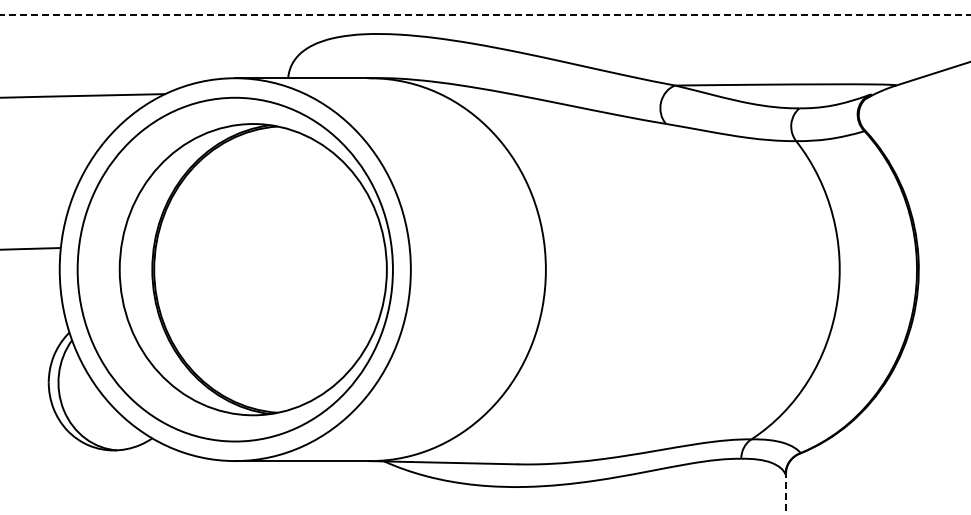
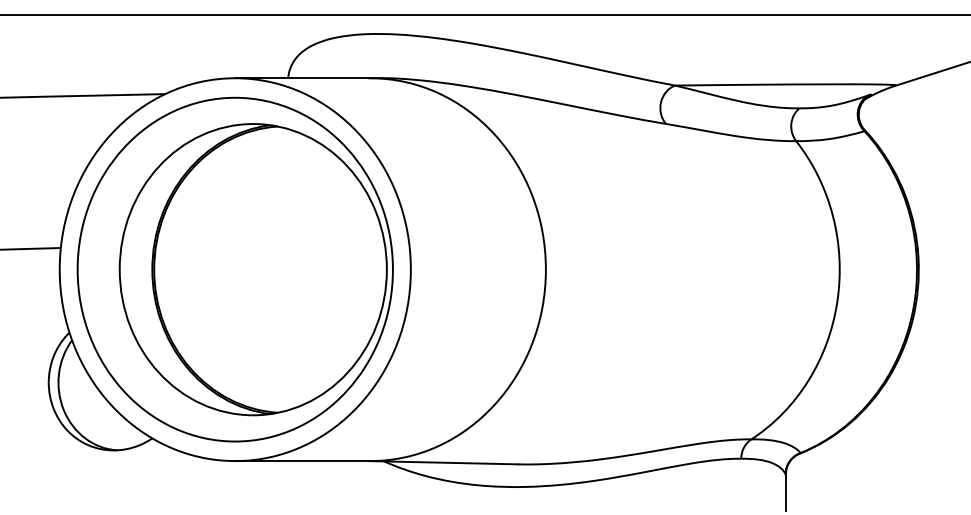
line: dashed -> solid (485, 15)
line: dashed -> solid (786, 490)
